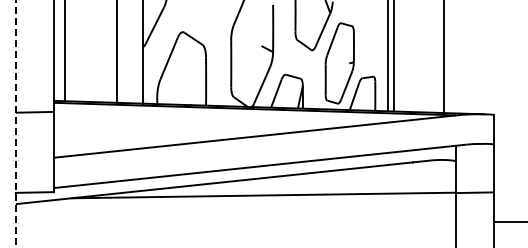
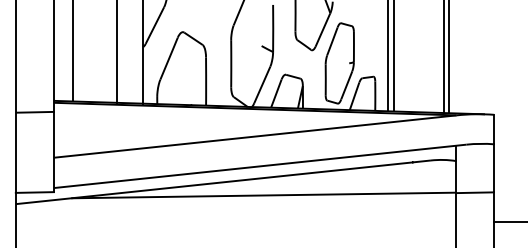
line position: (65, 51) -> (73, 51) (73, 51)
line: none -> present (448, 57)
line: dashed -> solid (15, 124)
